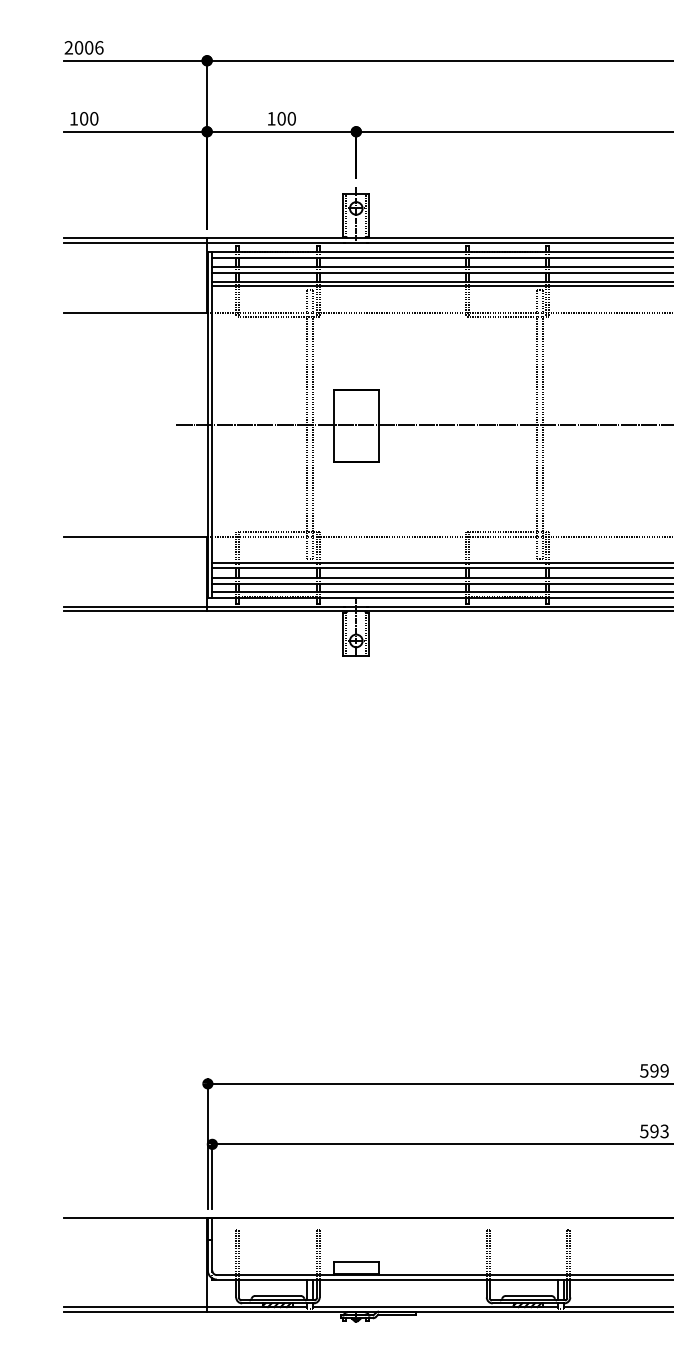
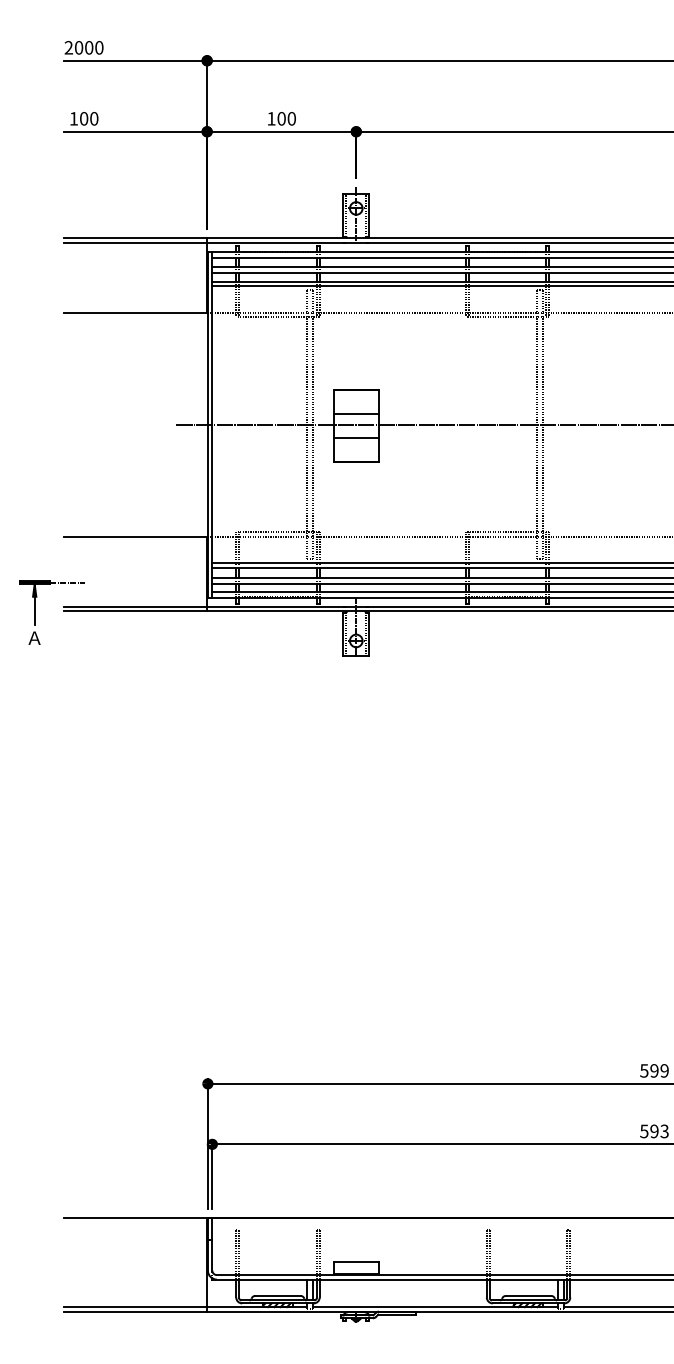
text: 2006 -> 2000 (99, 47)
line: none -> present (355, 413)
line: none -> present (355, 438)
part: none -> present (35, 612)
